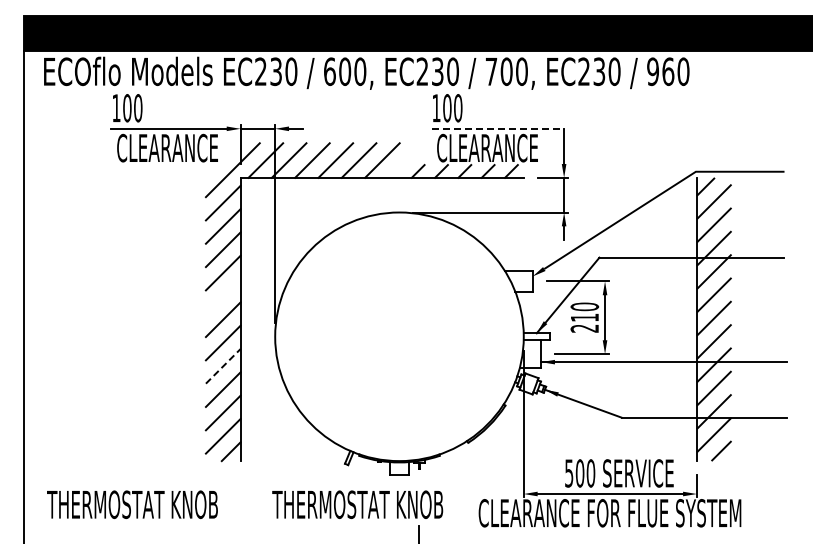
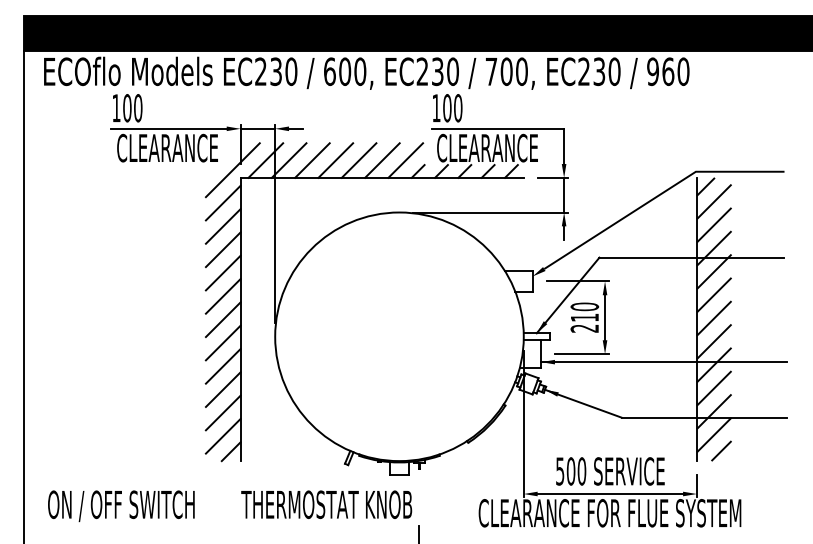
line: dashed -> solid (498, 128)
line: none -> present (405, 160)
line: none -> present (222, 296)
line: dashed -> solid (223, 366)
text position: (619, 473) -> (610, 471) (610, 471)
text position: (357, 504) -> (326, 504) (326, 504)
text: THERMOSTAT KNOB -> ON / OFF SWITCH (132, 506)
